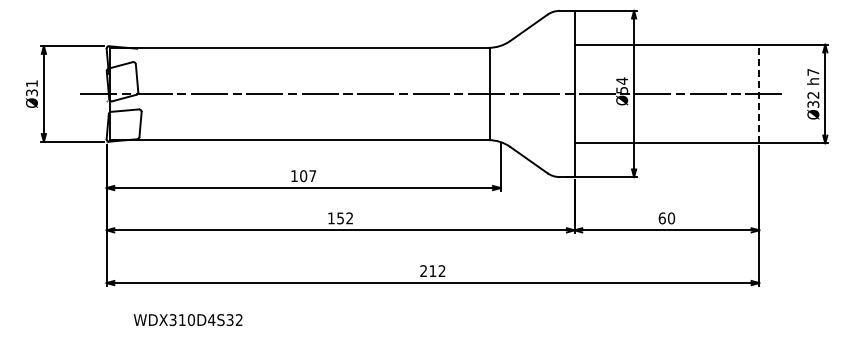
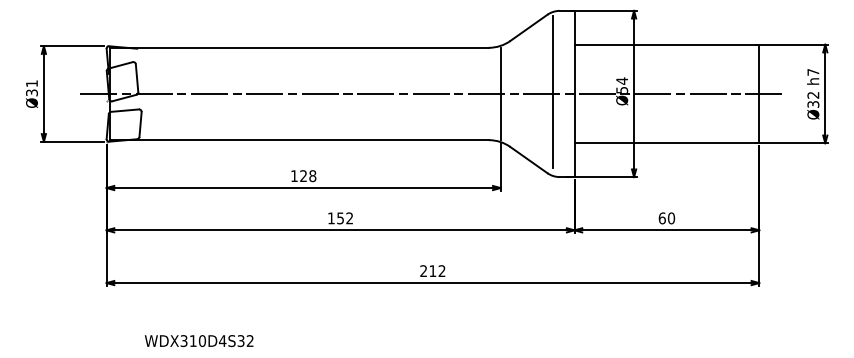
line: none -> present (553, 92)
line position: (489, 93) -> (500, 93) (500, 93)
line: dashed -> solid (759, 93)
text: 107 -> 128 (308, 176)
text position: (187, 320) -> (198, 341) (198, 341)
